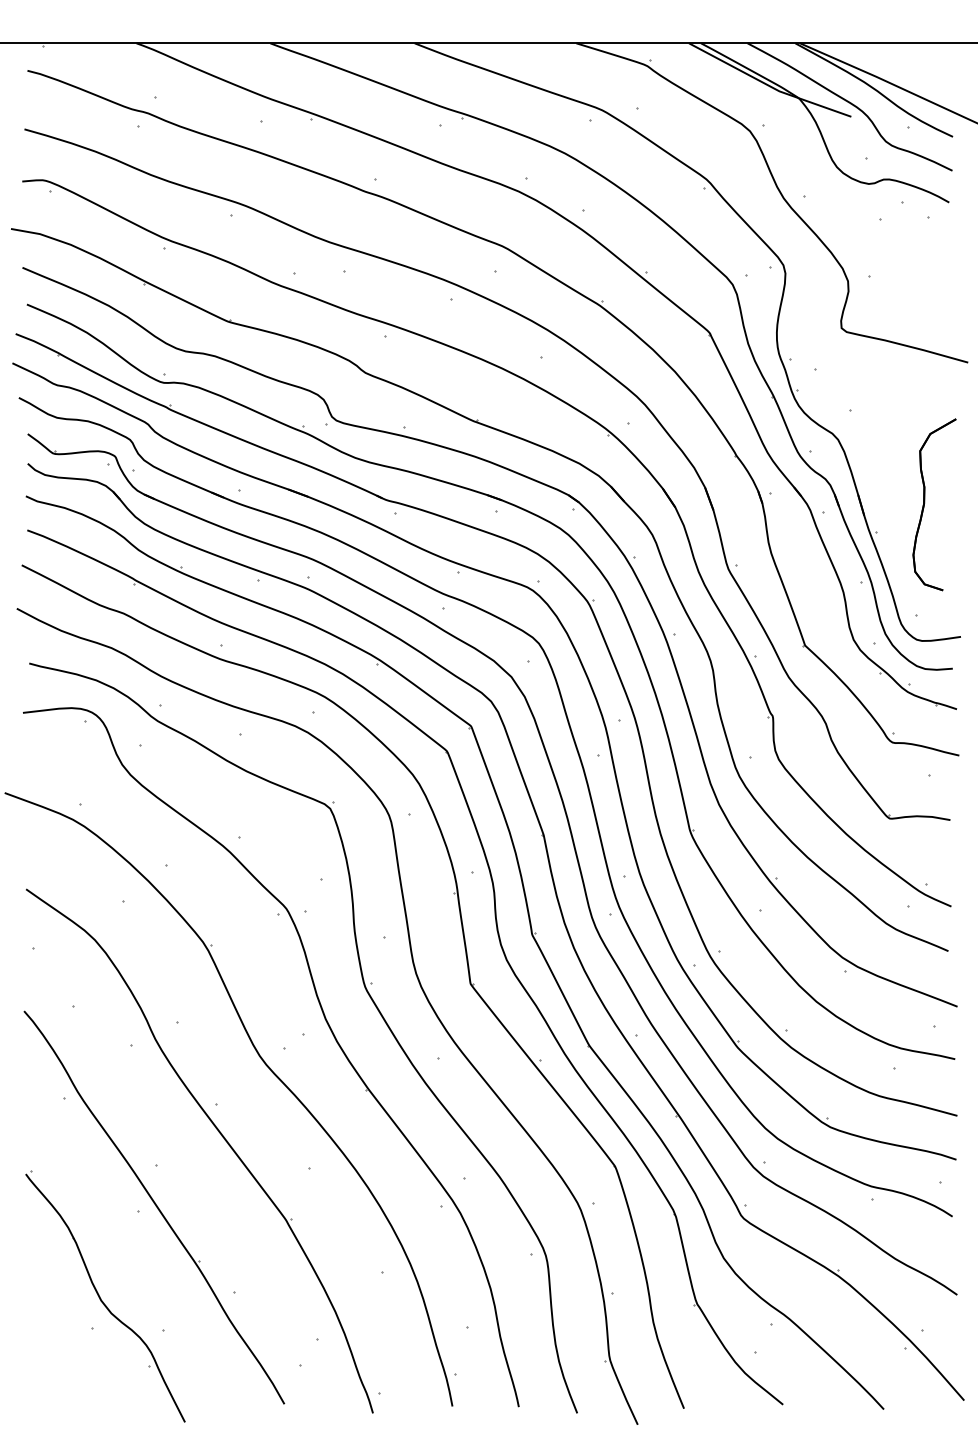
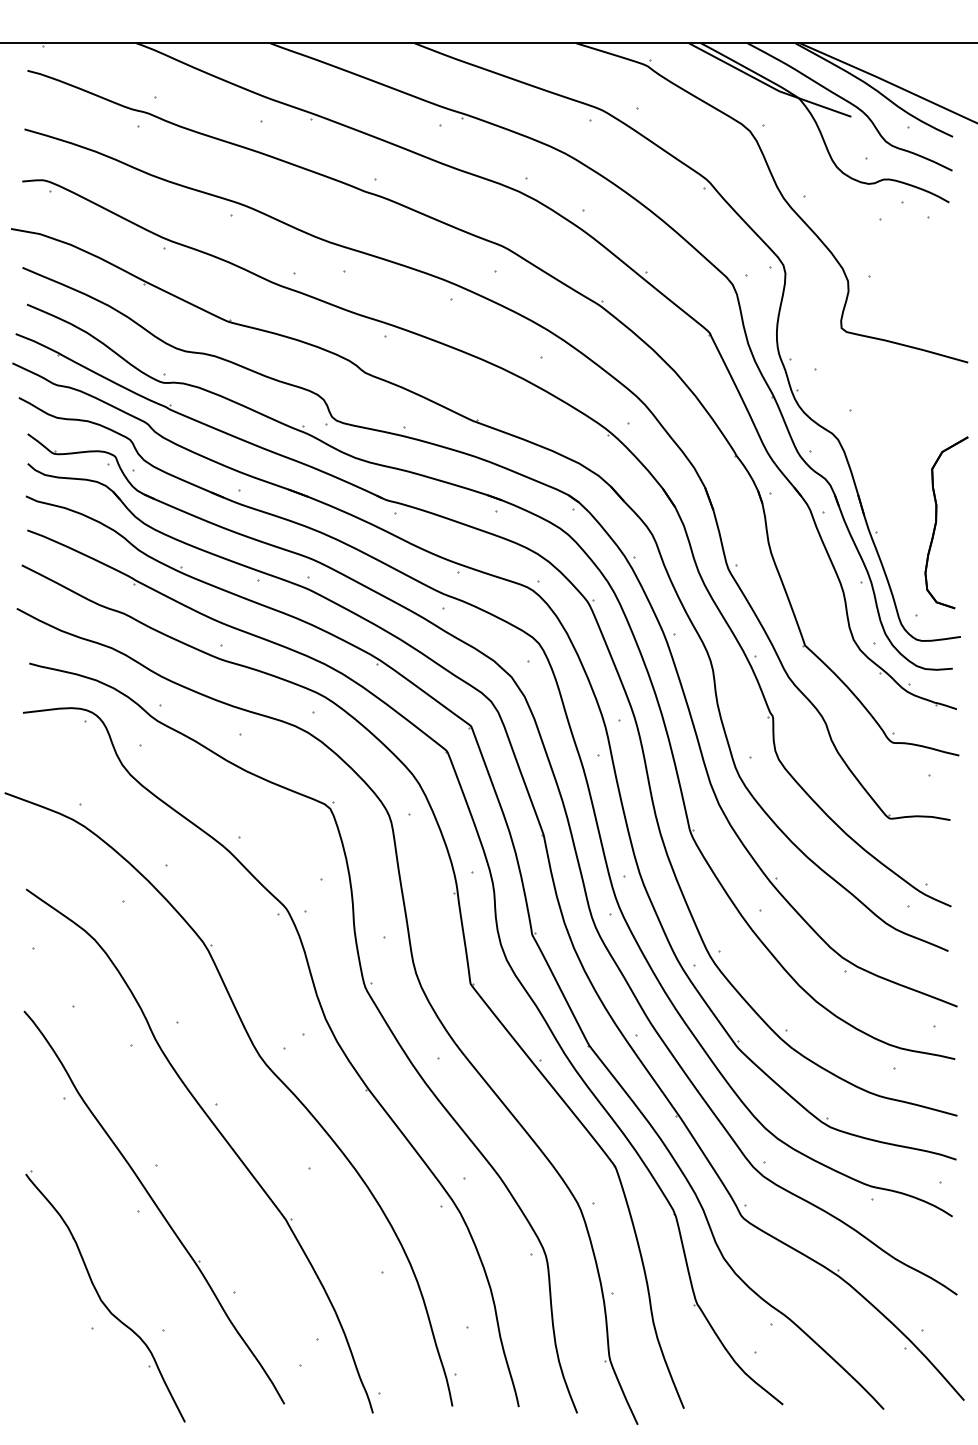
part position: (925, 503) -> (937, 521) (937, 521)
